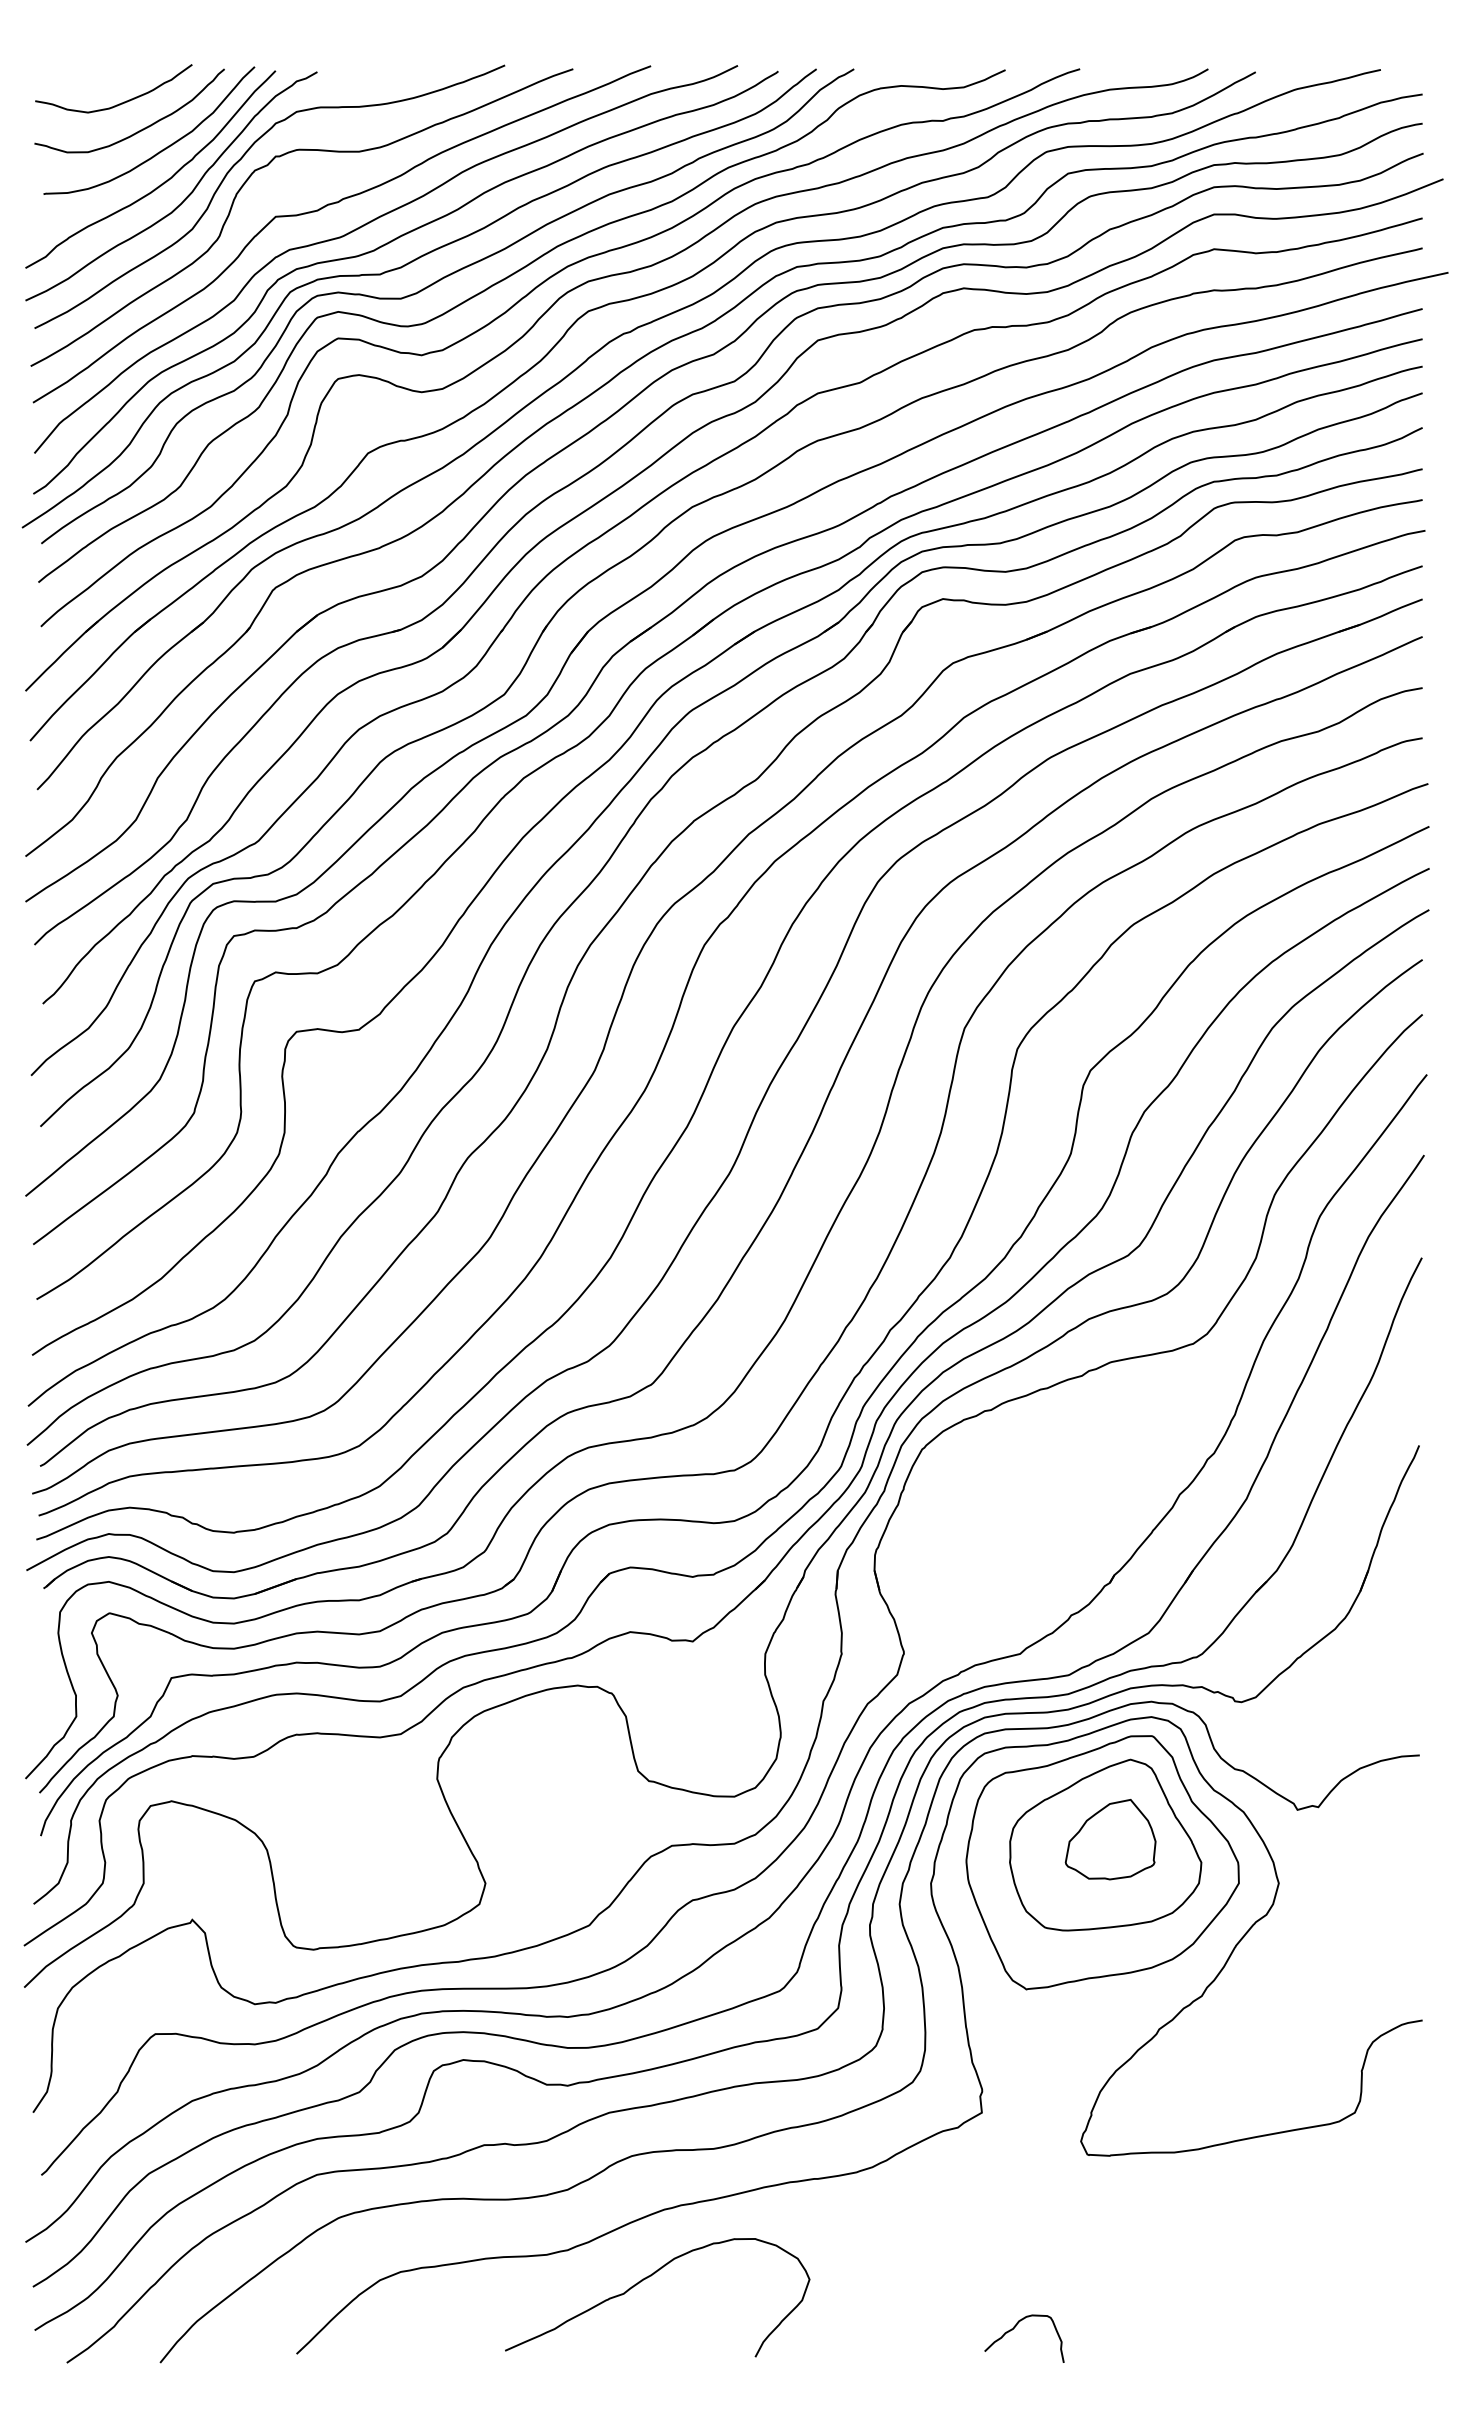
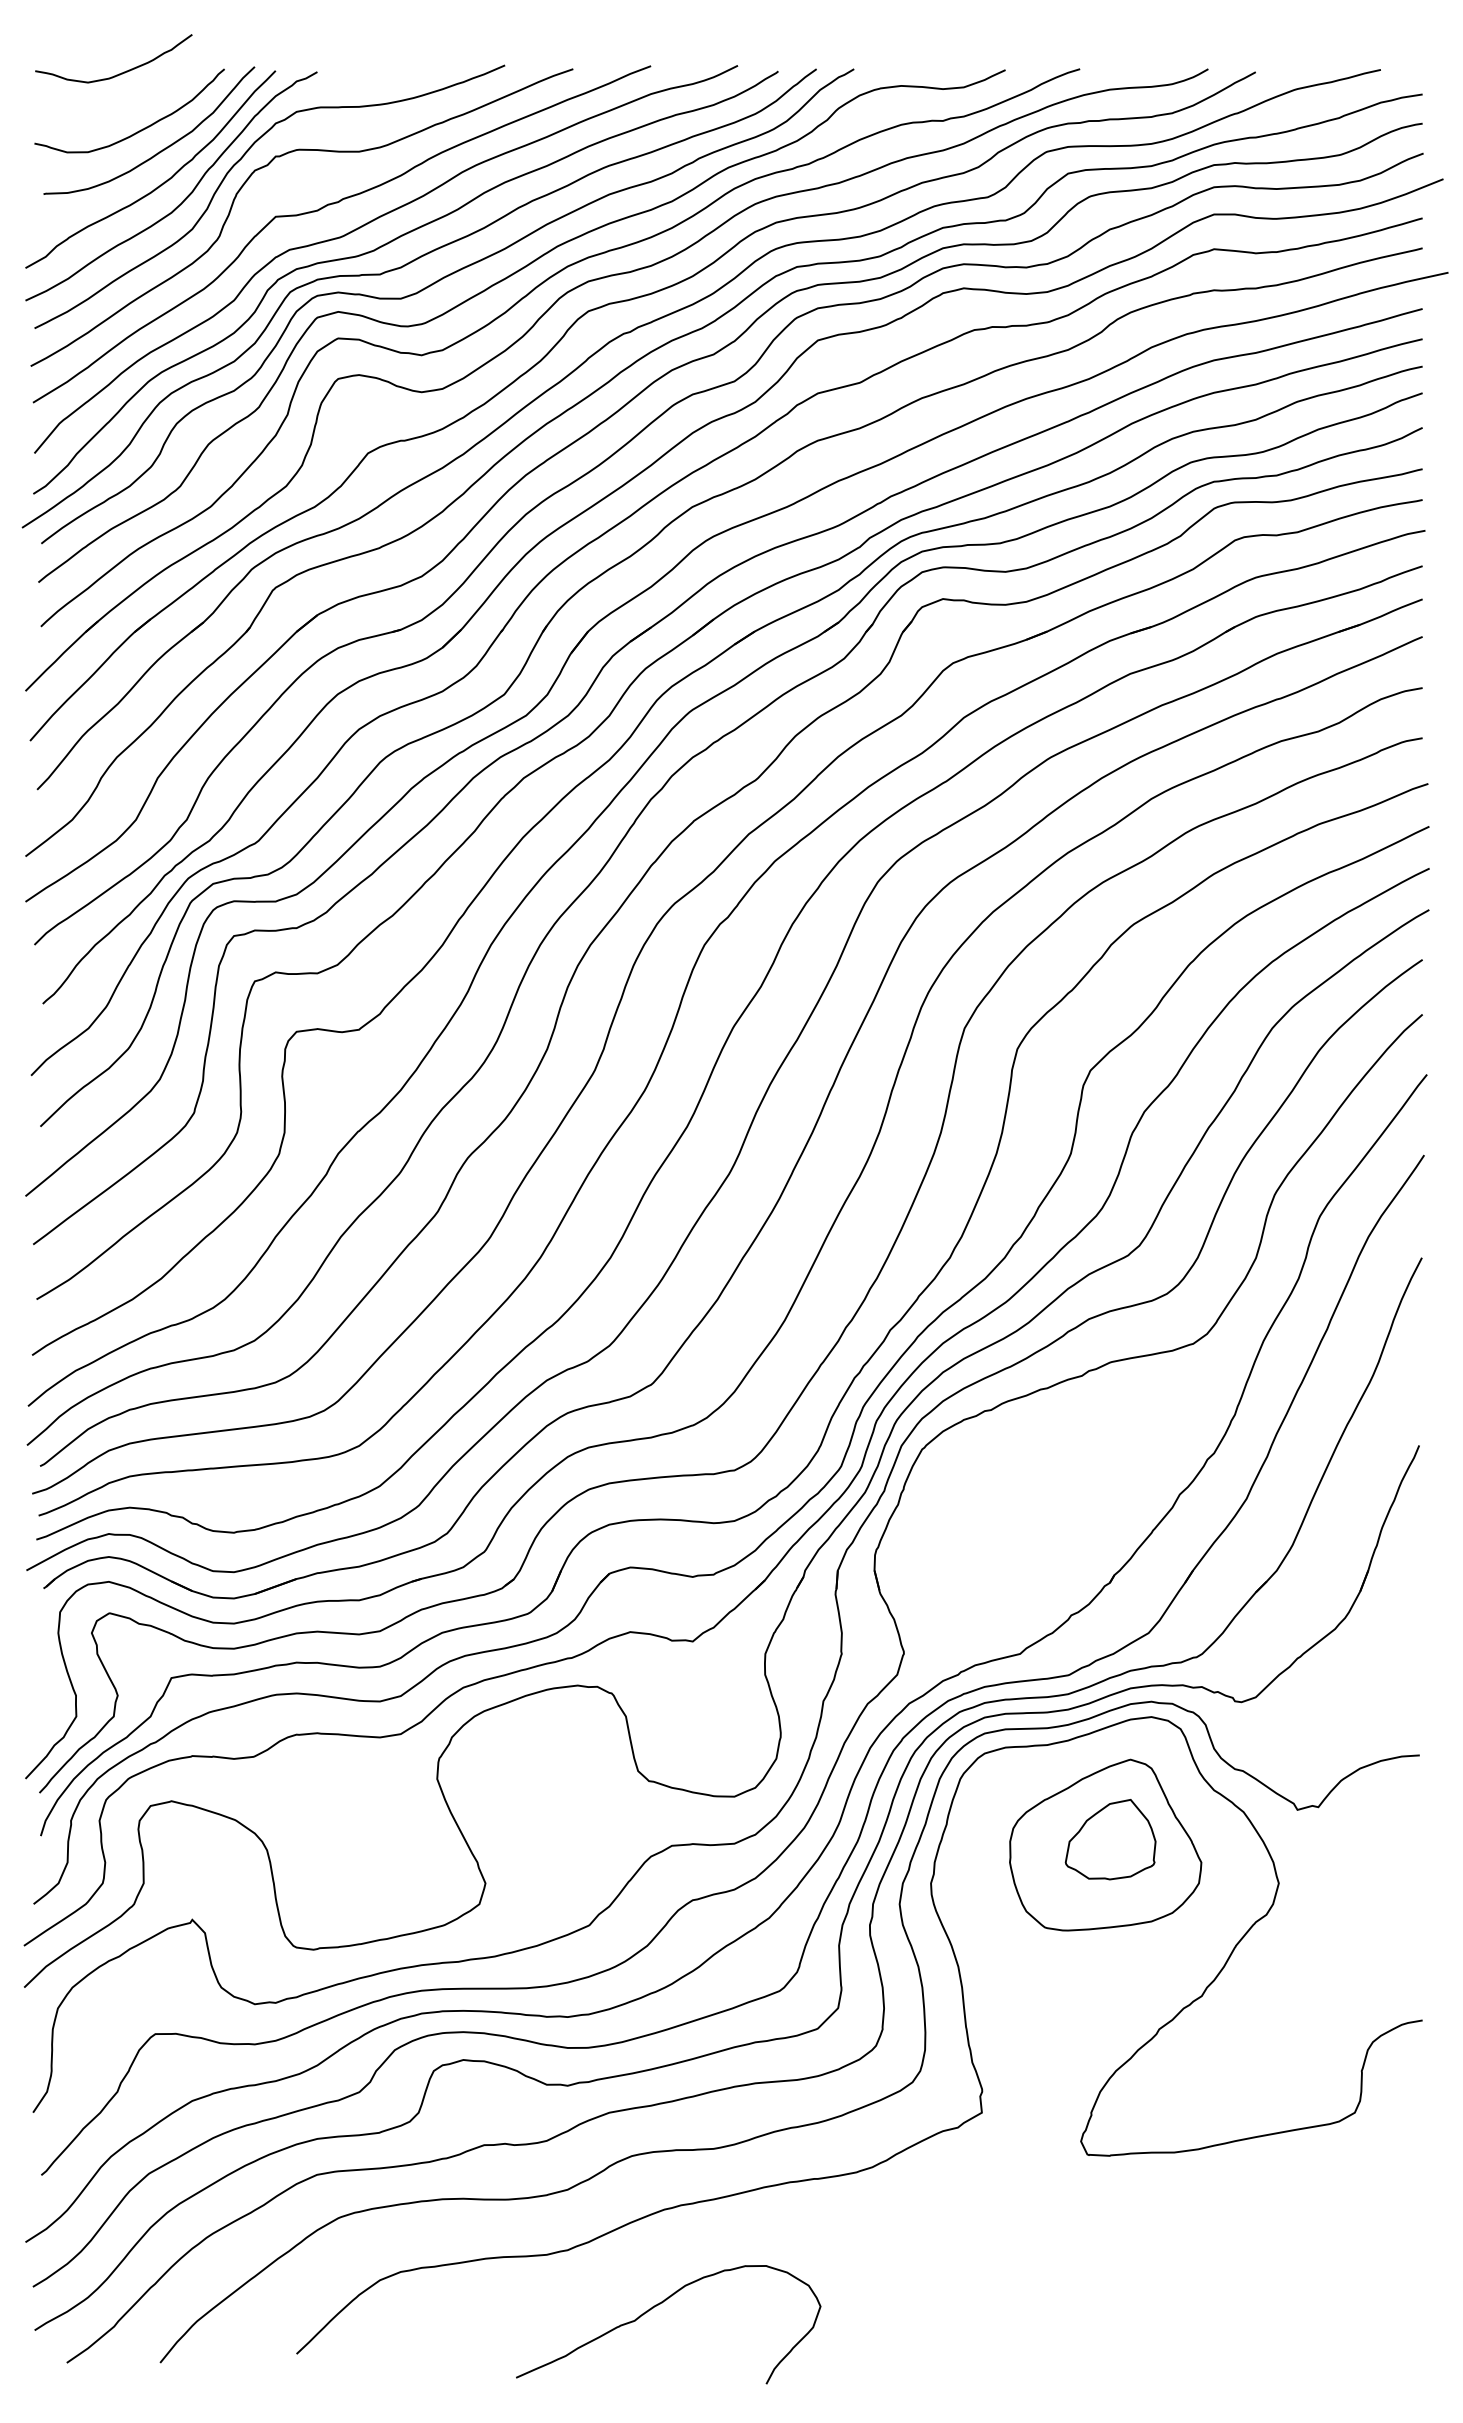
curve position: (121, 102) -> (121, 72) (121, 72)
part: present -> none (1102, 1862)
curve position: (647, 2278) -> (658, 2305) (658, 2305)
curve: present -> none (1014, 2328)
